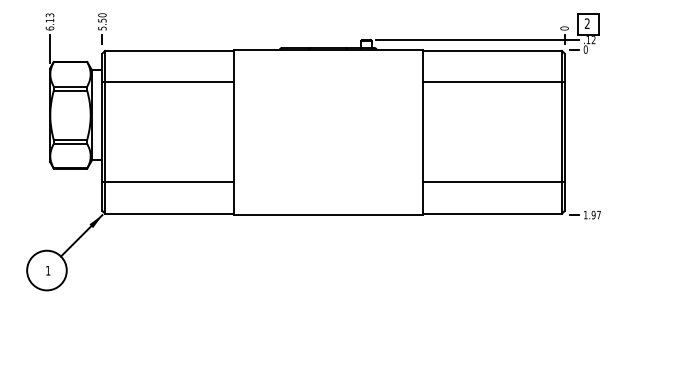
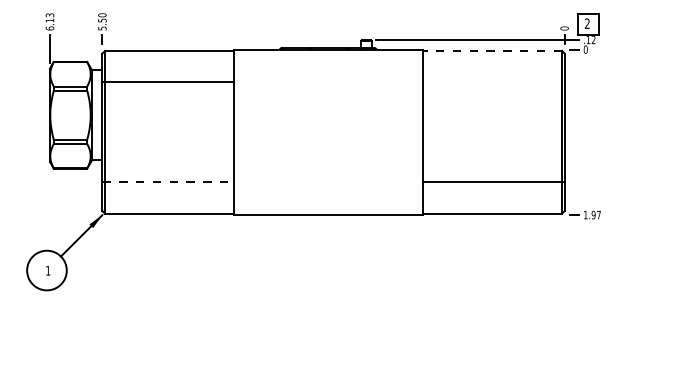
line: solid -> dashed (492, 50)
line: present -> none (493, 82)
line: solid -> dashed (168, 182)
